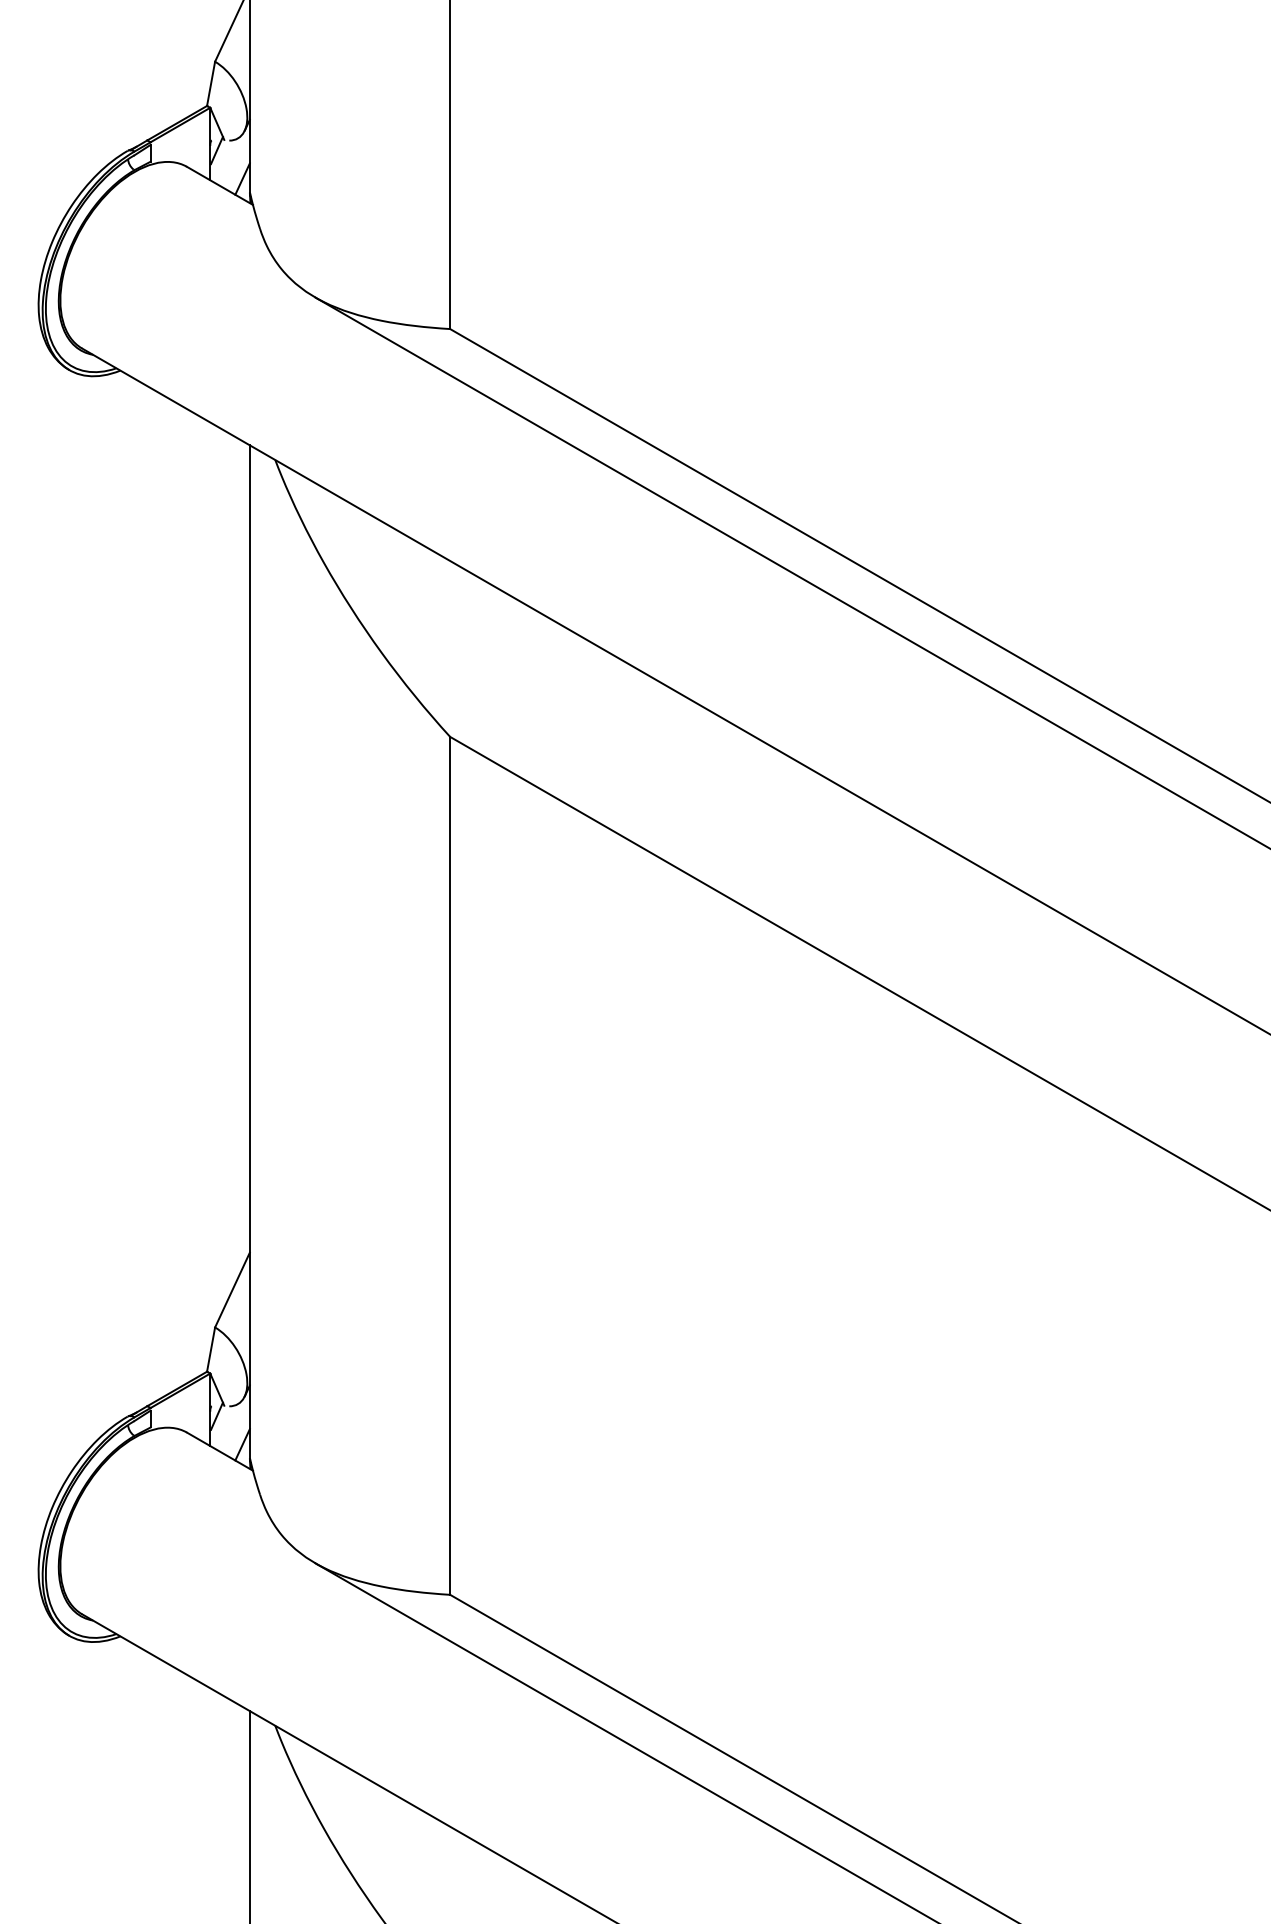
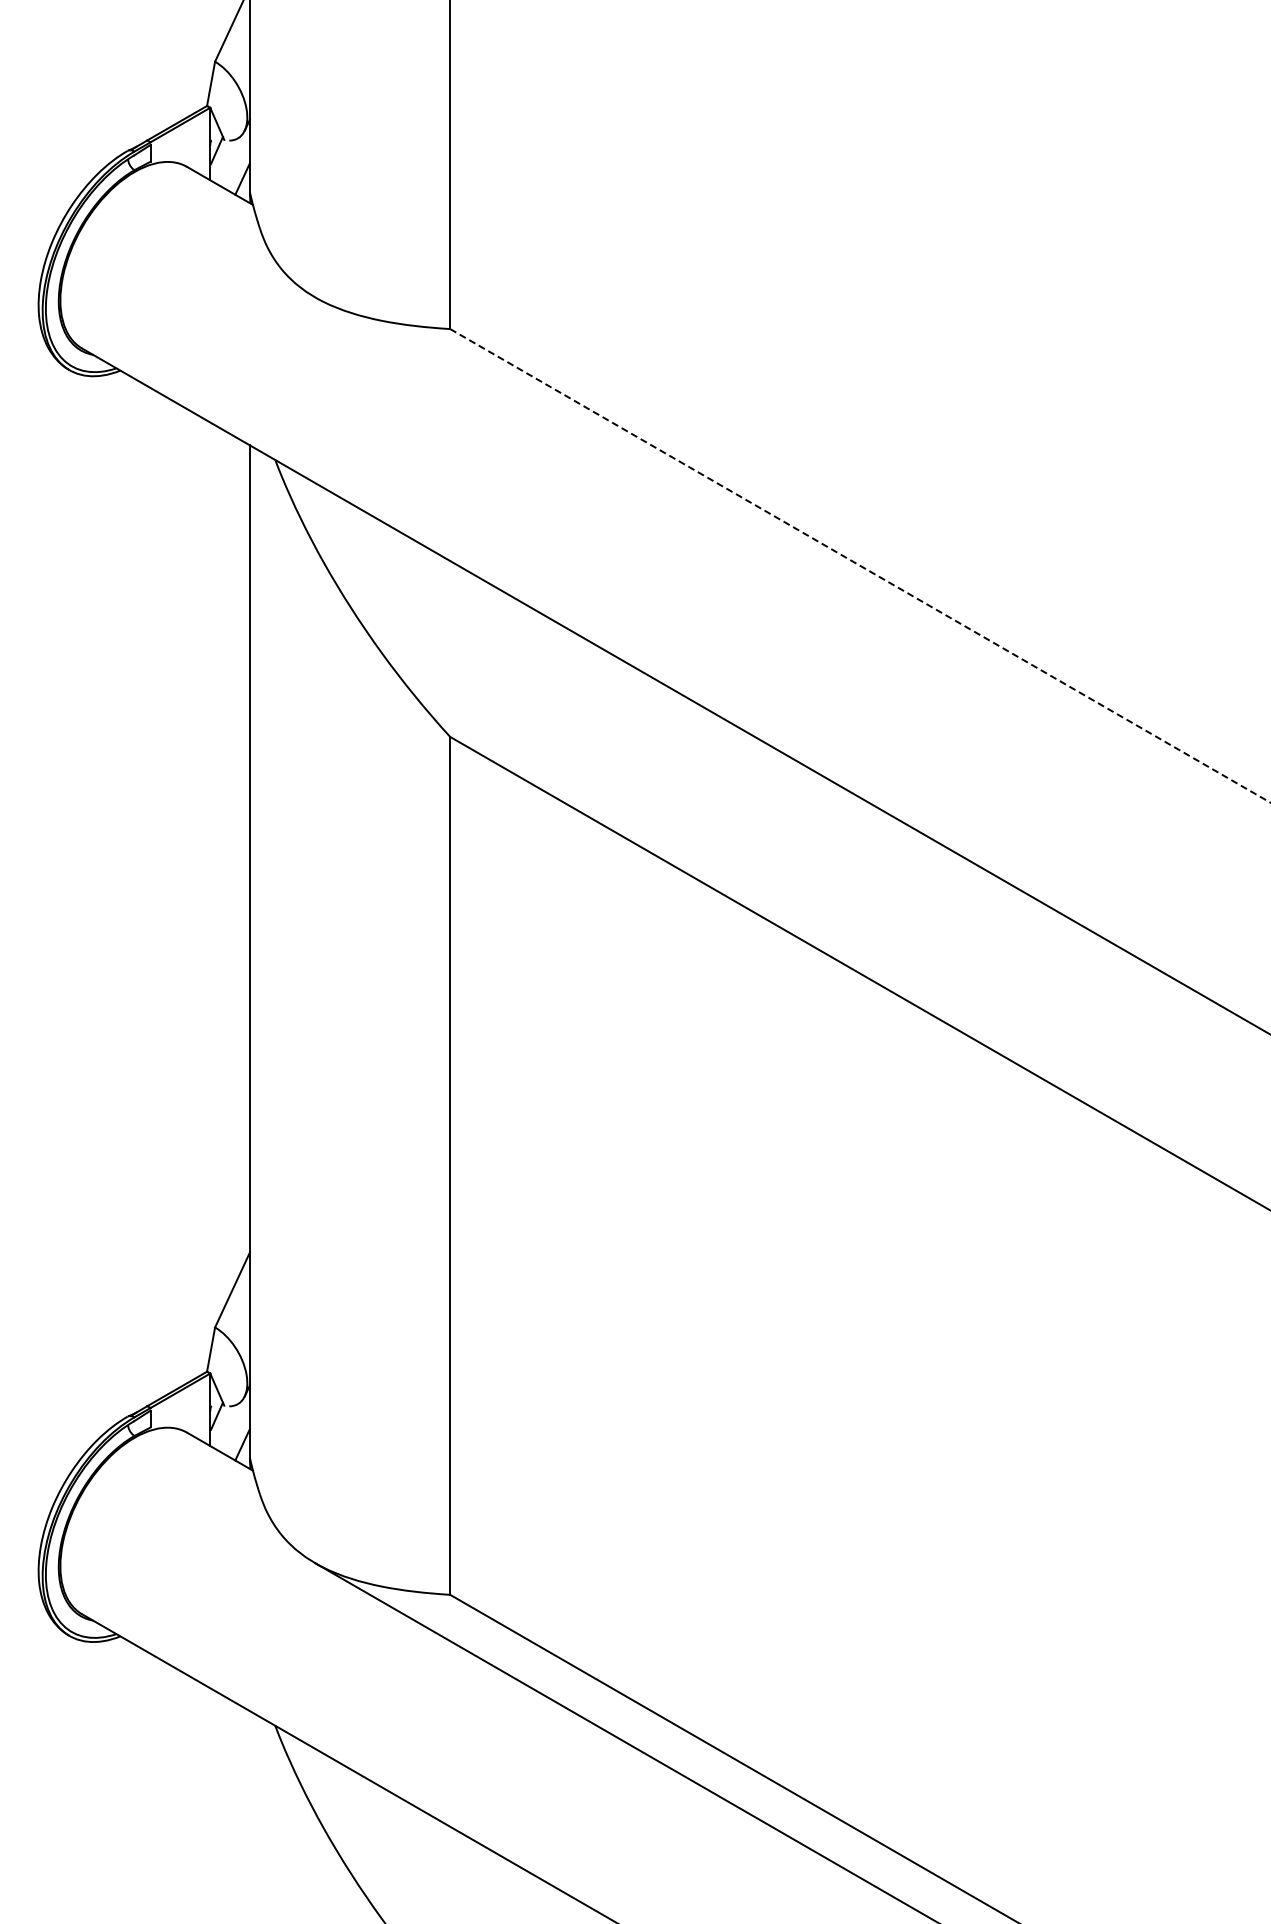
line: solid -> dashed (860, 565)
line: present -> none (791, 572)
line: present -> none (249, 1815)
